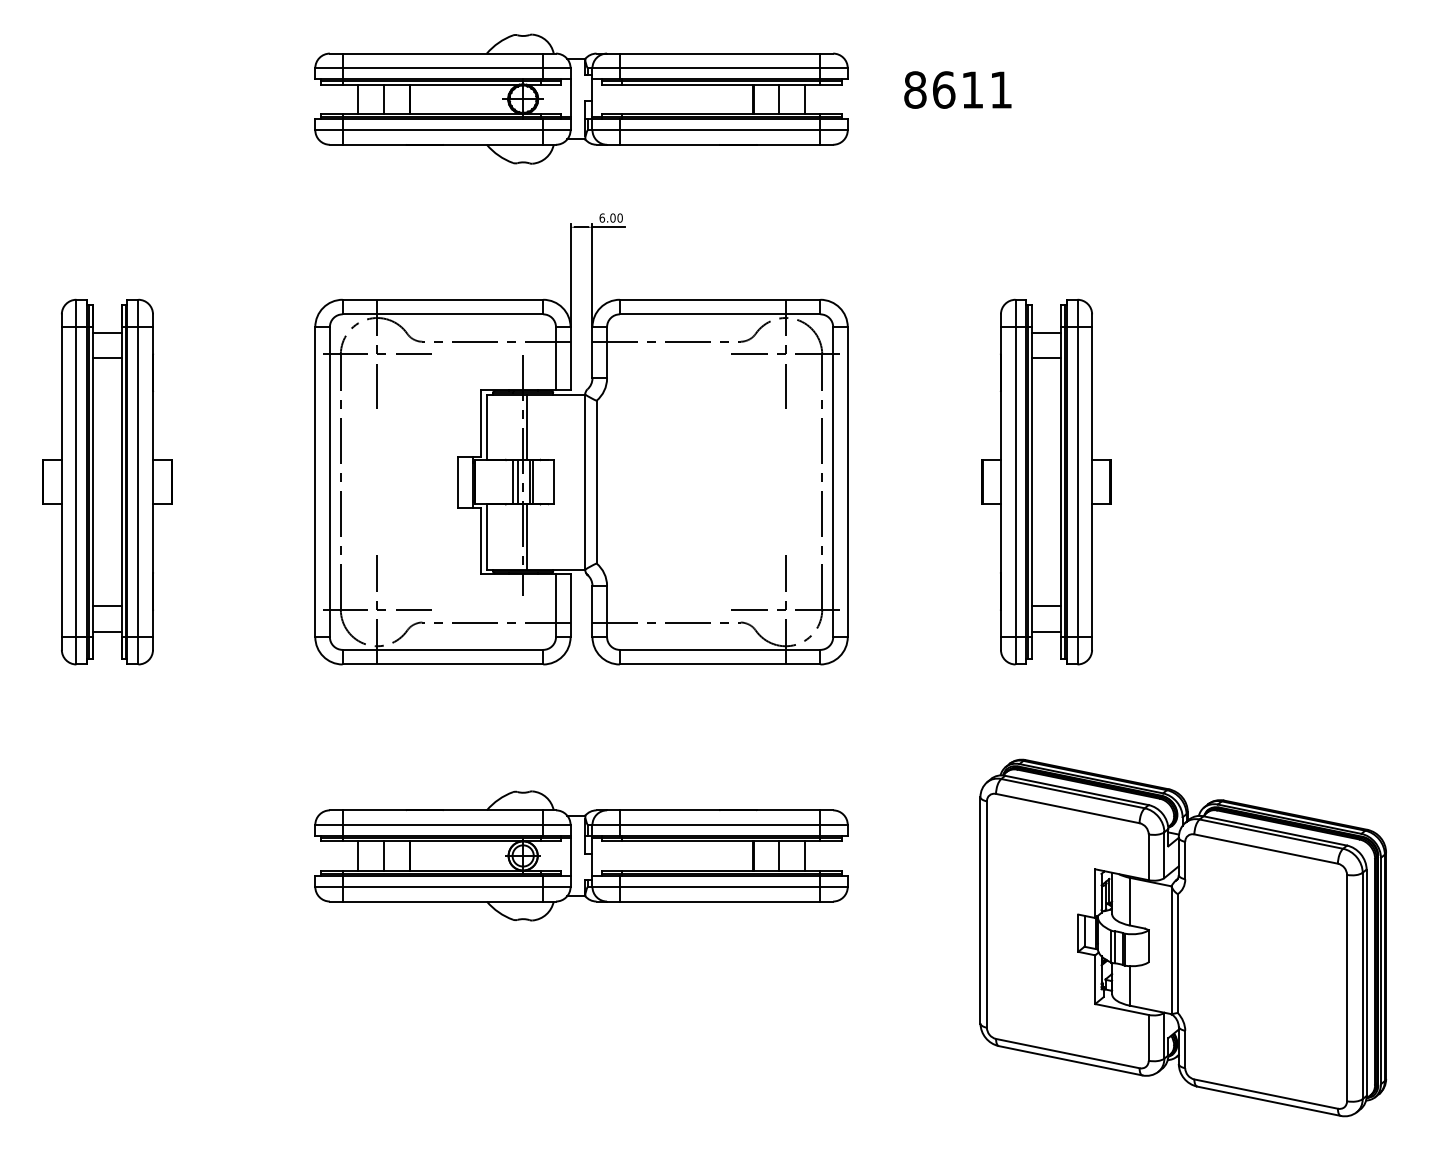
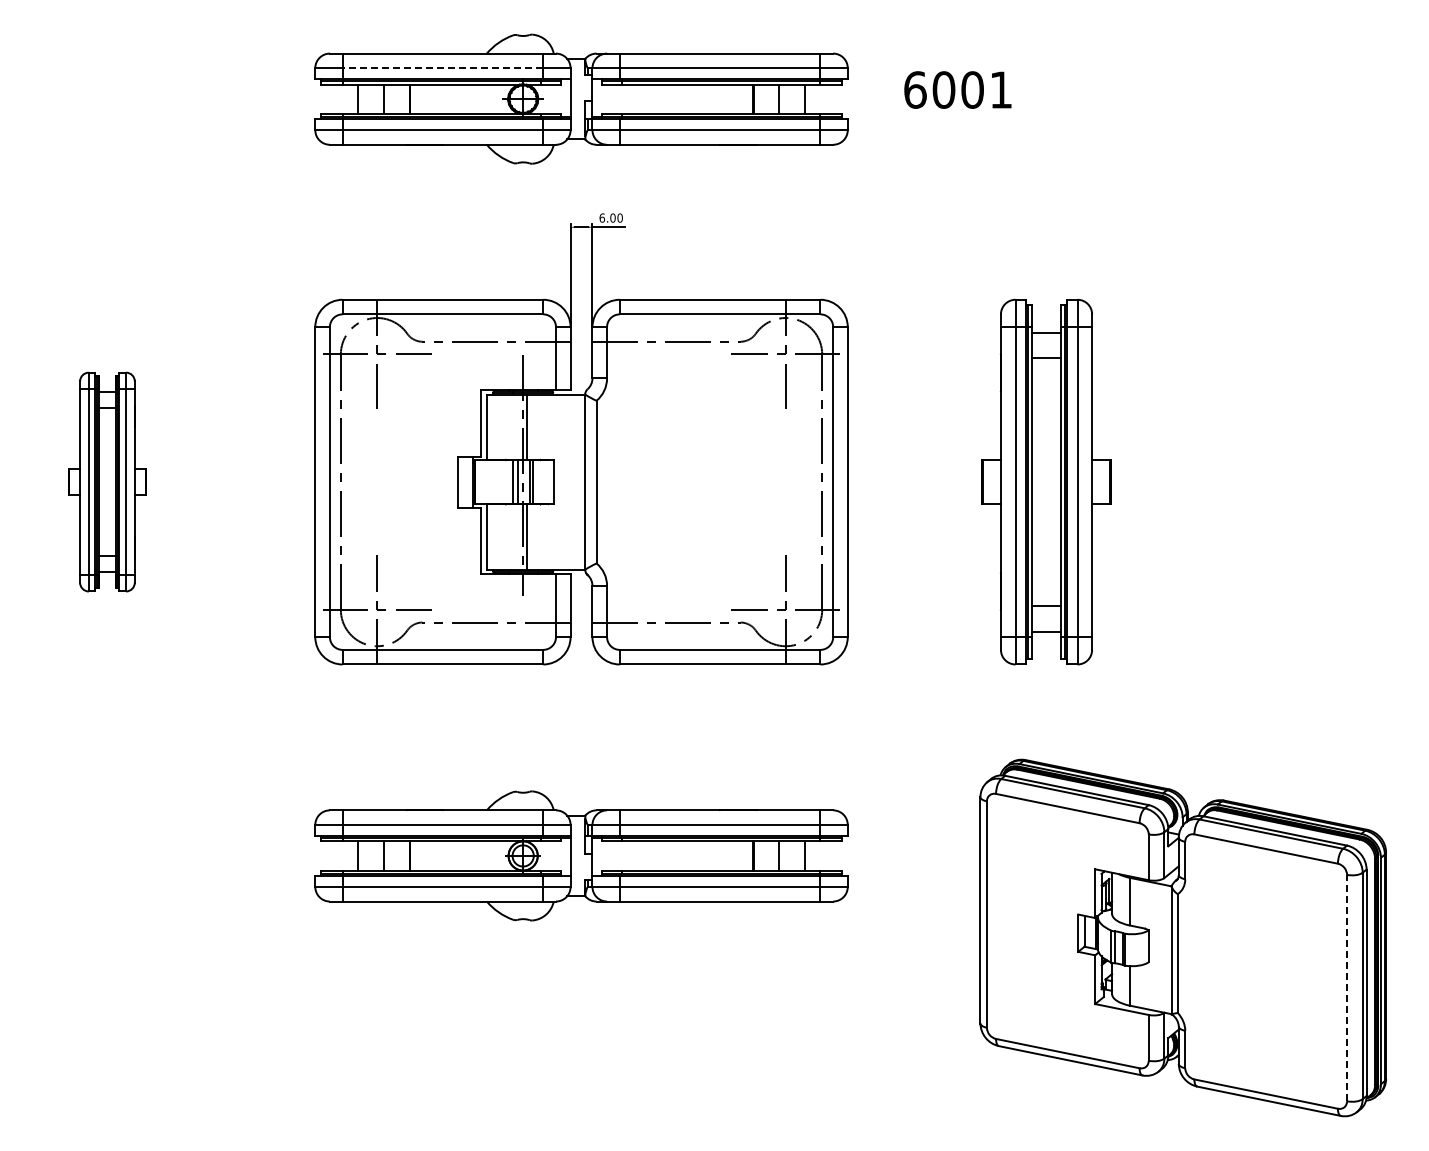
line: solid -> dashed (442, 68)
text: 8611 -> 6001 (943, 89)
part size: 131x368 px -> 79x222 px (107, 481)
line: solid -> dashed (1347, 987)
